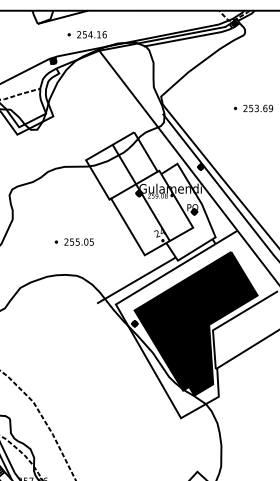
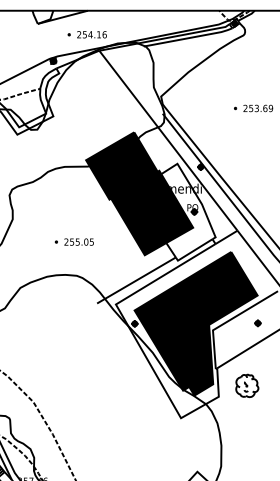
fill: none -> present (139, 193)
part: none -> present (257, 323)
part: none -> present (247, 385)
